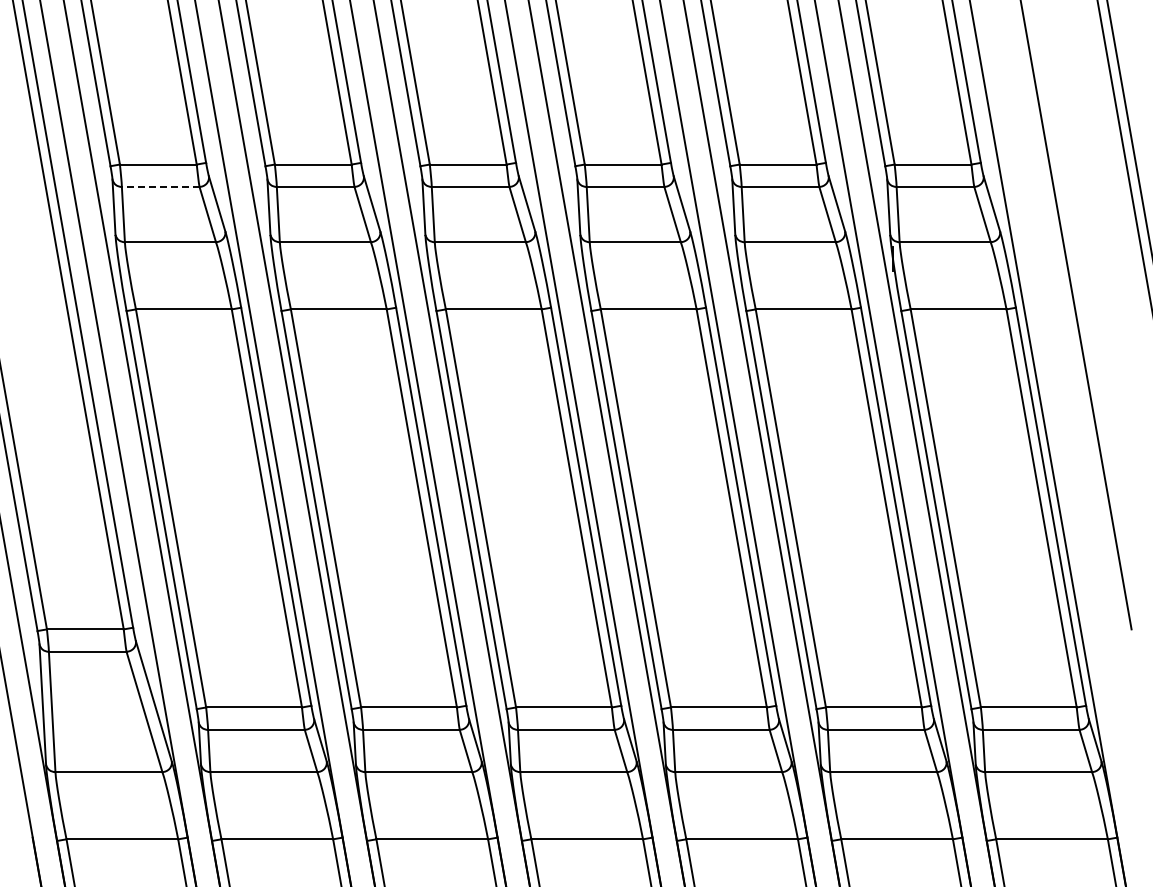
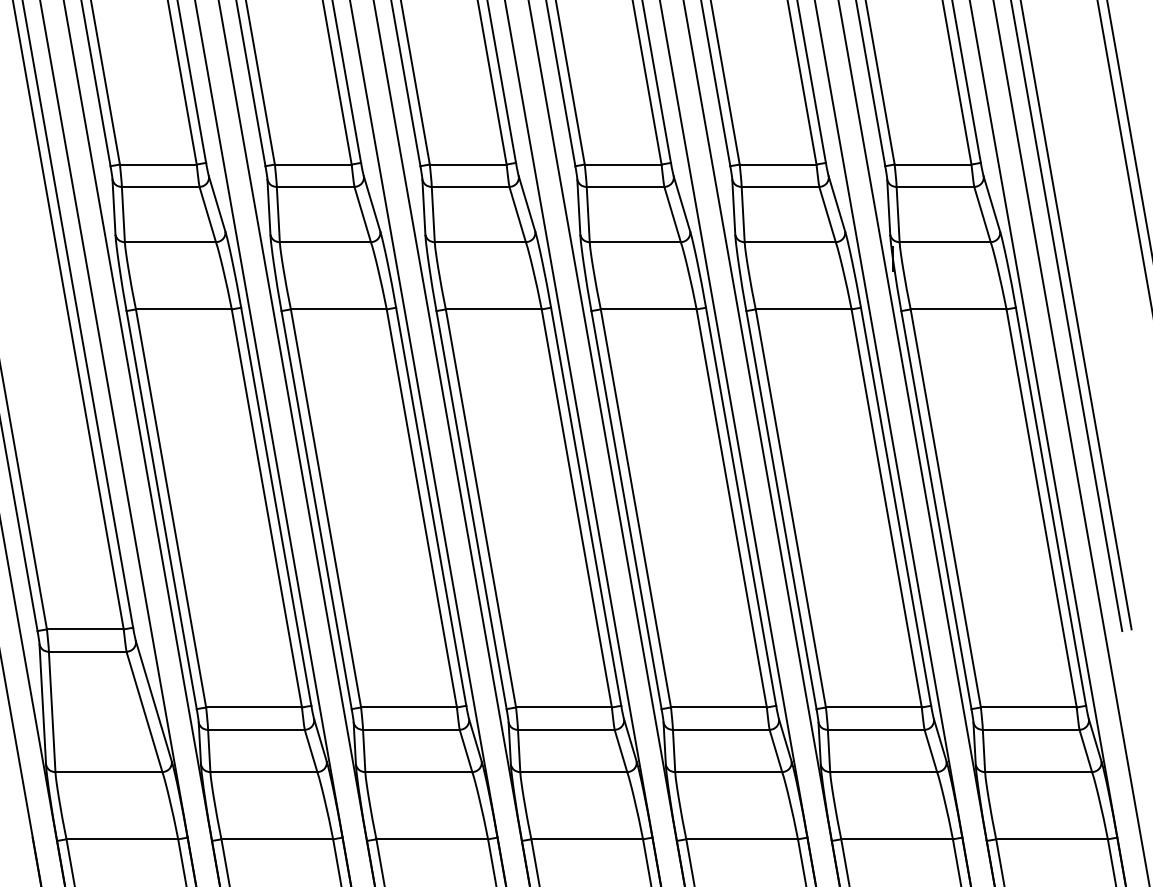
line: dashed -> solid (160, 186)
line: none -> present (1066, 316)
line: none -> present (1071, 442)
